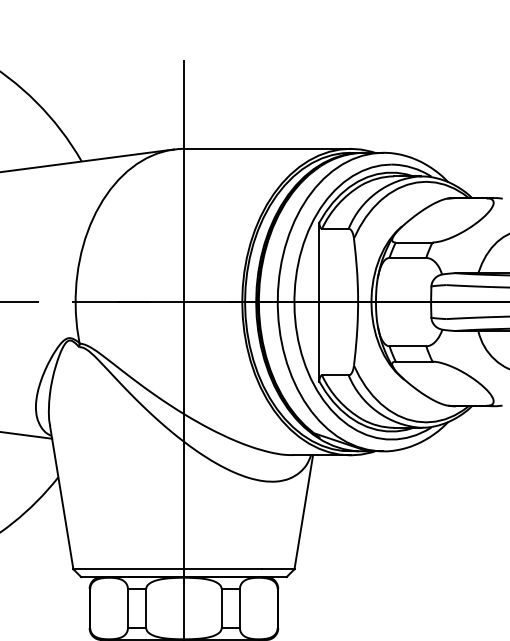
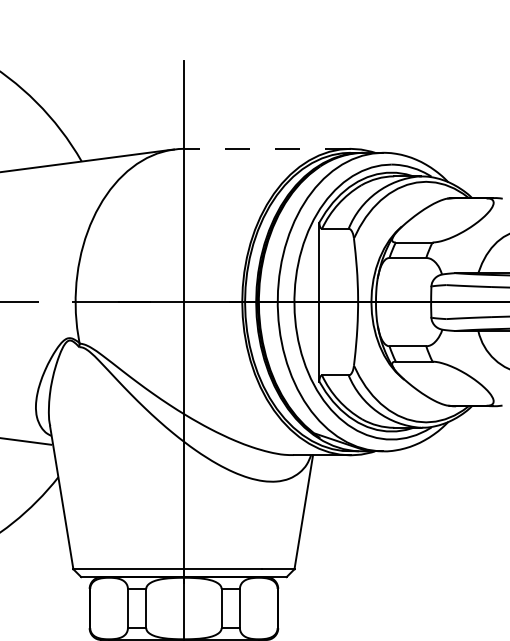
line: solid -> dashed (266, 148)
line position: (27, 435) -> (26, 441) (26, 441)
